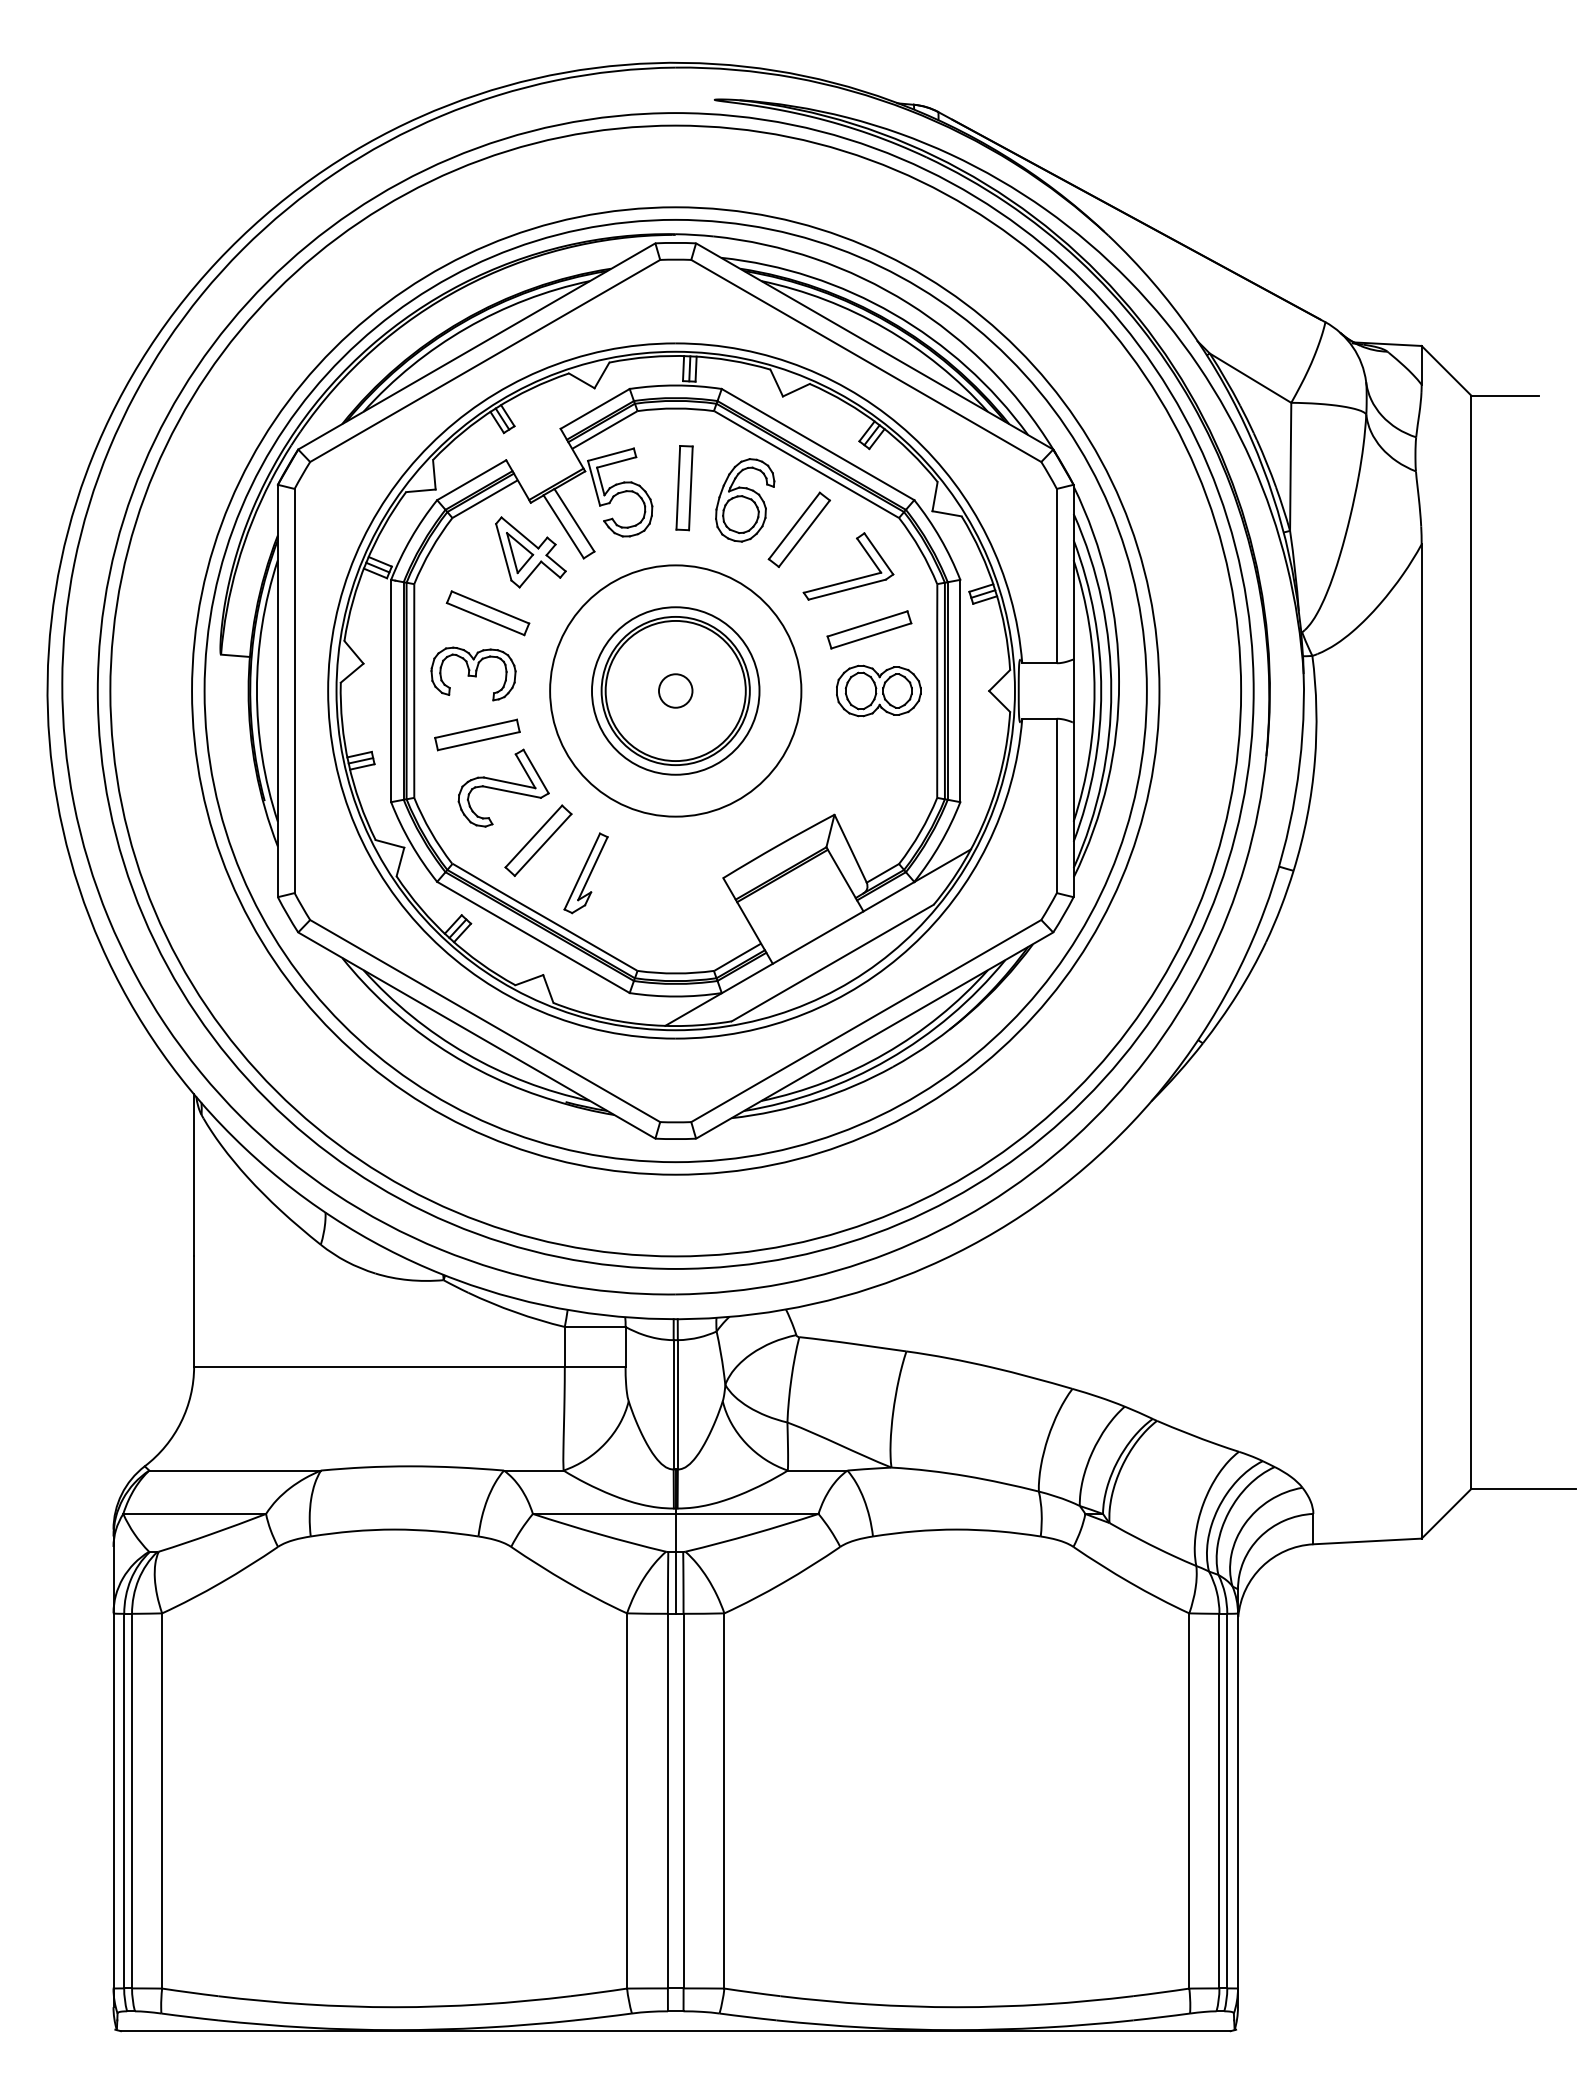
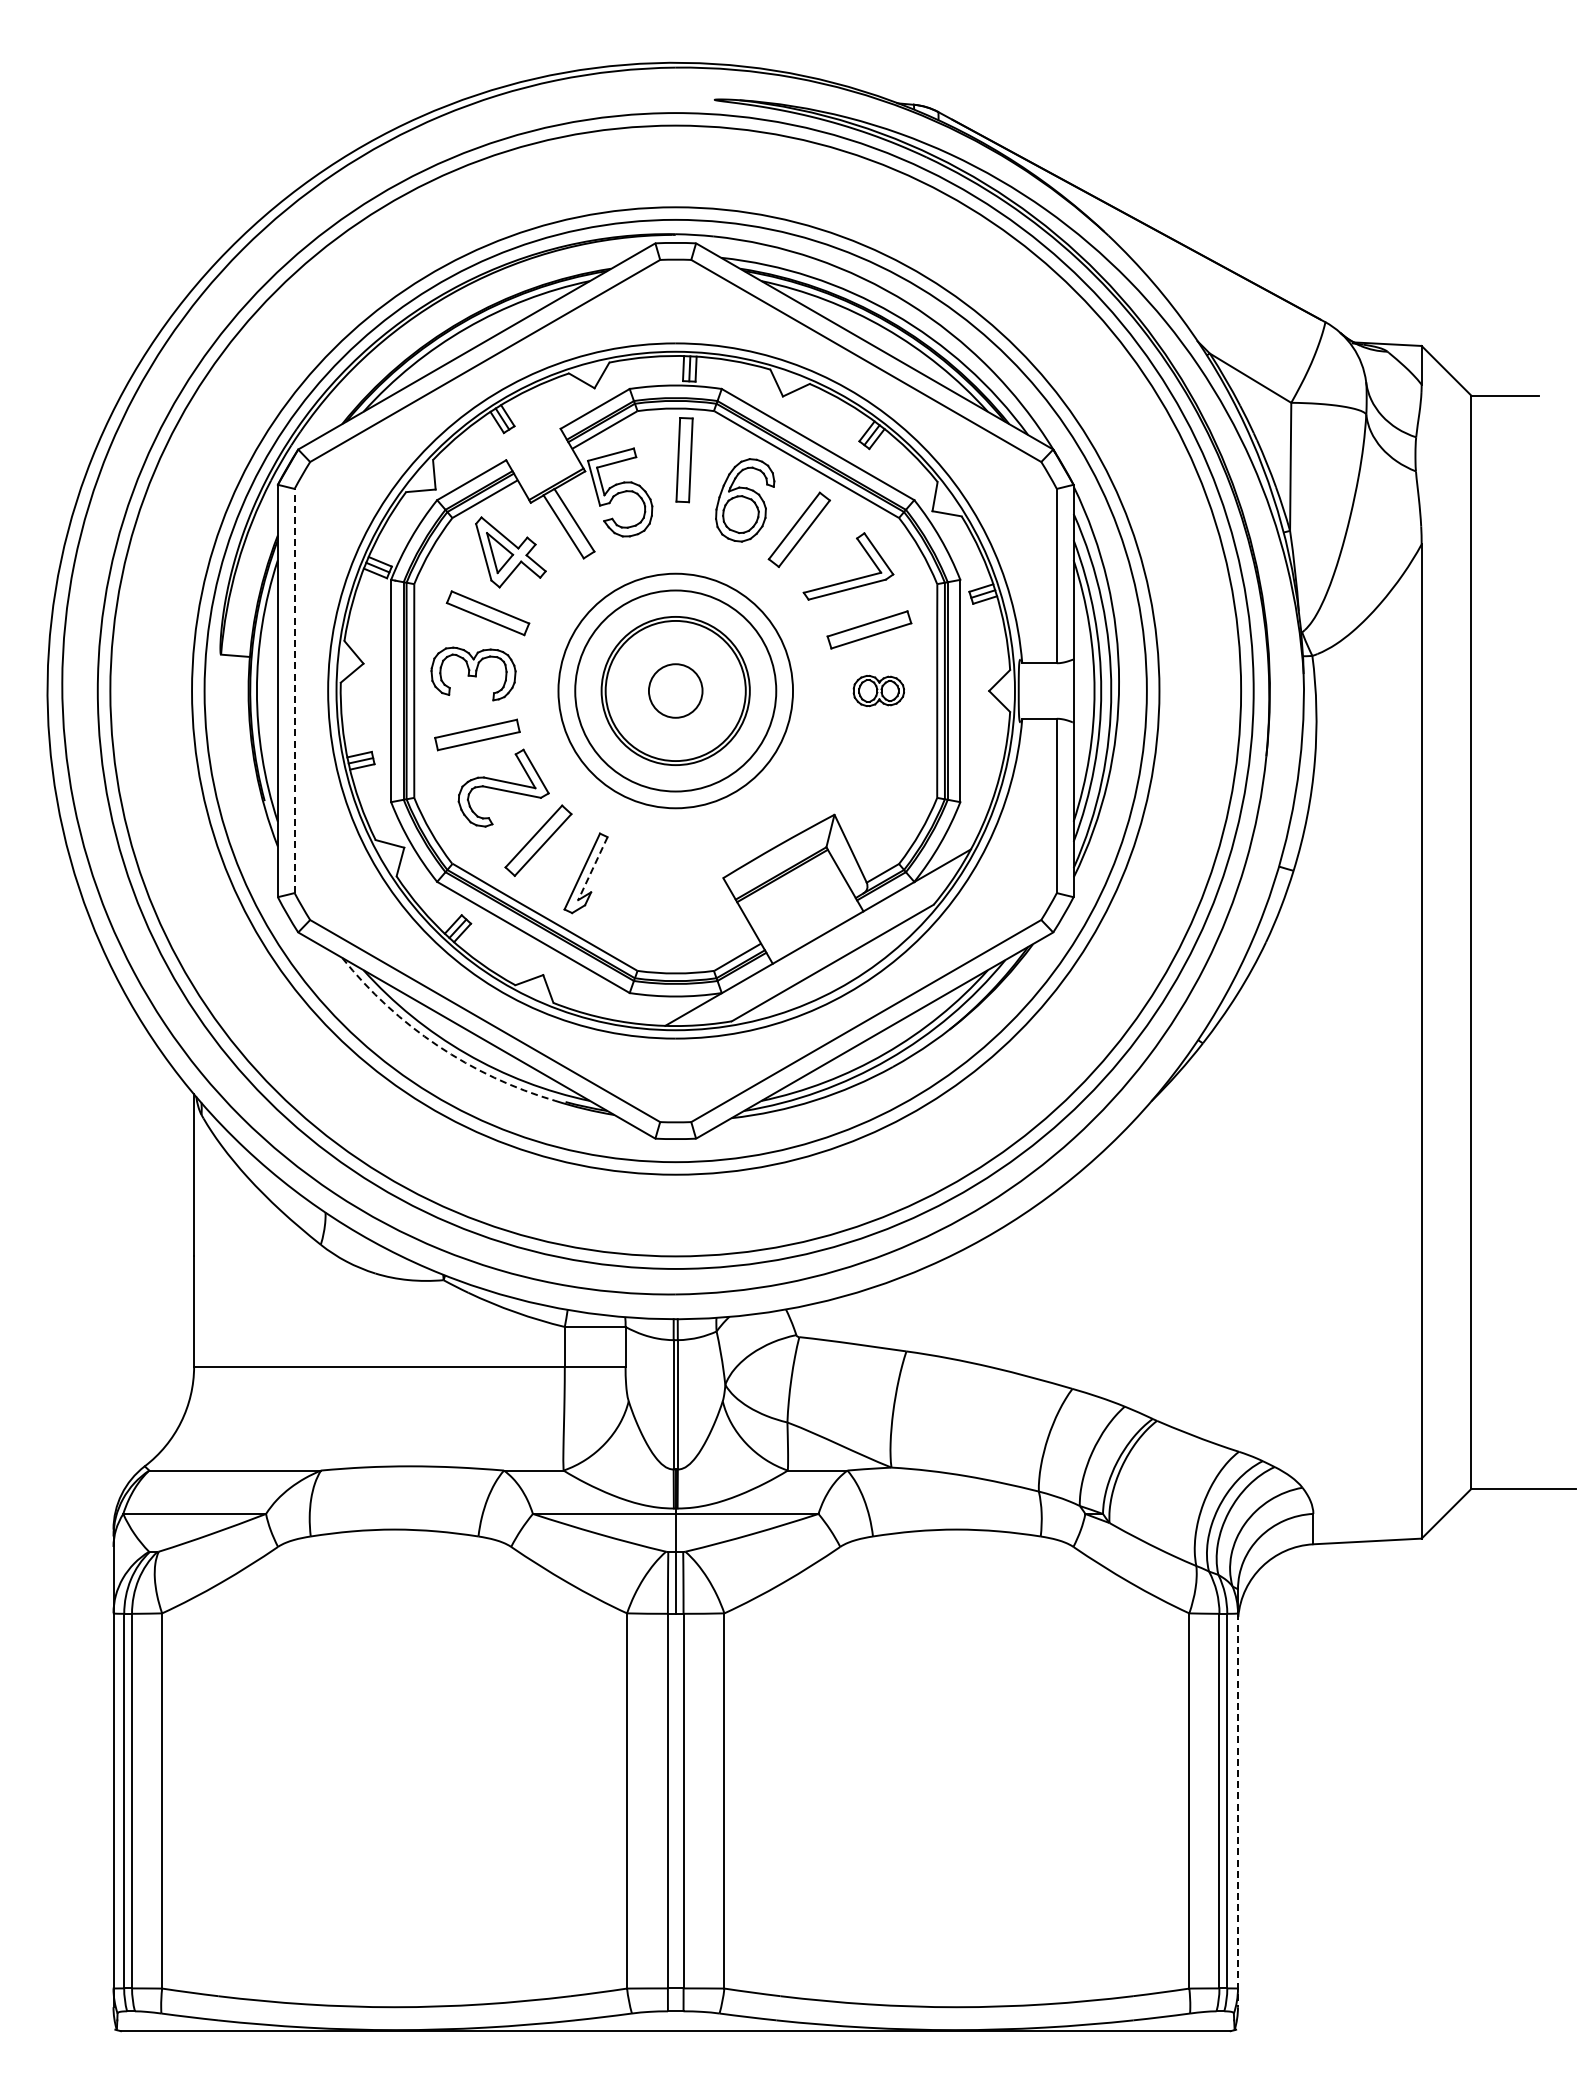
part position: (684, 488) -> (684, 460) (684, 460)
part position: (530, 552) -> (510, 552) (510, 552)
line: solid -> dashed (294, 690)
circle diameter: 168 px -> 235 px (675, 690)
circle diameter: 251 px -> 201 px (675, 690)
circle diameter: 34 px -> 54 px (675, 690)
part size: 86x54 px -> 53x34 px (878, 690)
line: solid -> dashed (592, 868)
arc: solid -> dashed (437, 1045)
line: solid -> dashed (1237, 1810)
